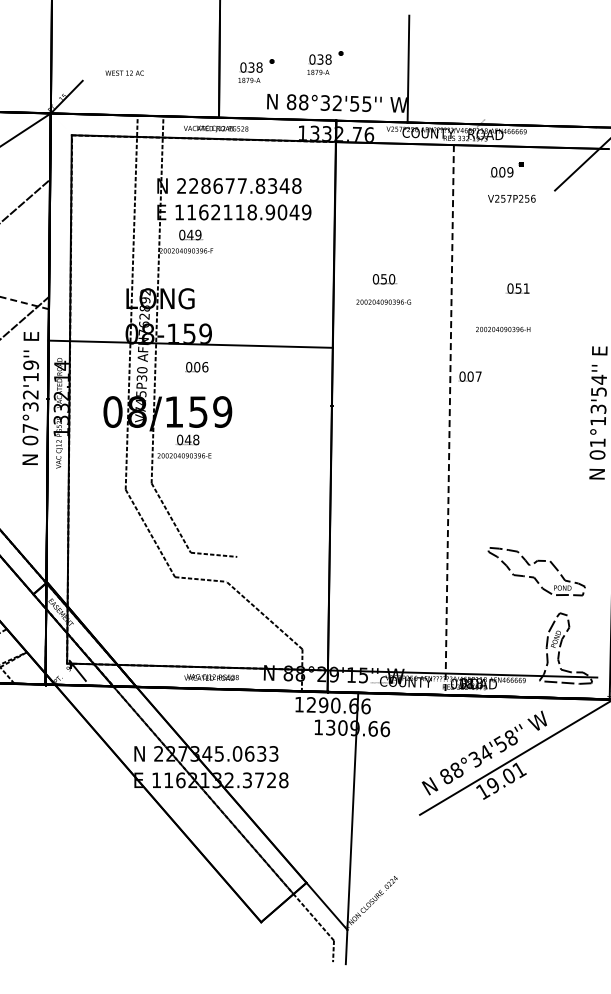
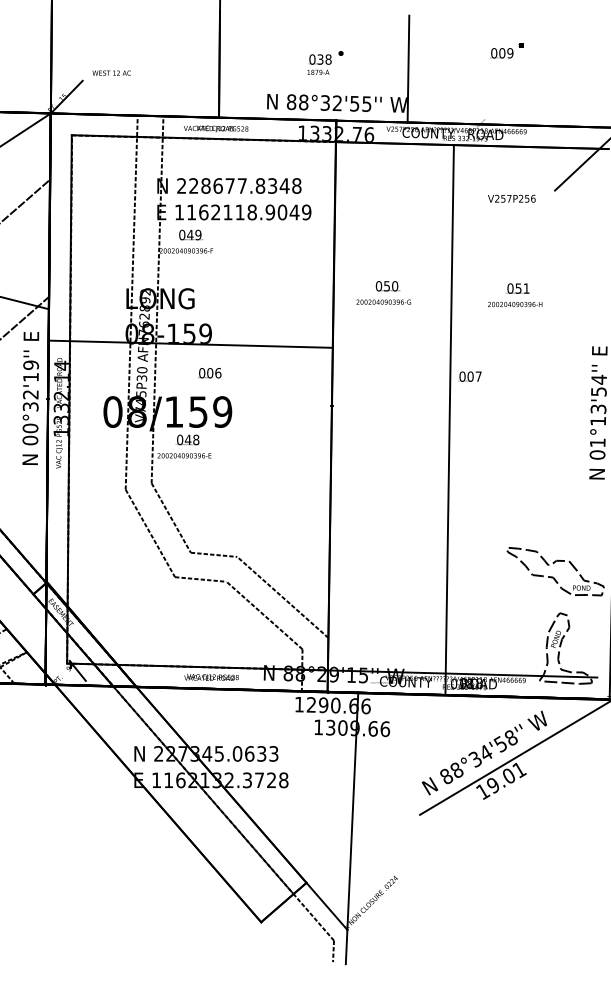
part: present -> none (256, 70)
text position: (124, 72) -> (111, 72) (111, 72)
part position: (506, 169) -> (506, 50) (506, 50)
text position: (384, 279) -> (387, 286) (387, 286)
line: dashed -> solid (24, 303)
text position: (503, 329) -> (515, 304) (515, 304)
text position: (196, 367) -> (209, 373) (209, 373)
line: dashed -> solid (449, 420)
text: 07°32'19'' -> 00°32'19'' (30, 428)
part position: (536, 571) -> (555, 571) (555, 571)
line: none -> present (282, 596)
